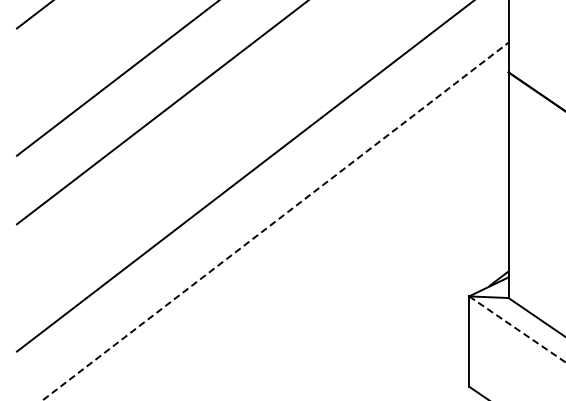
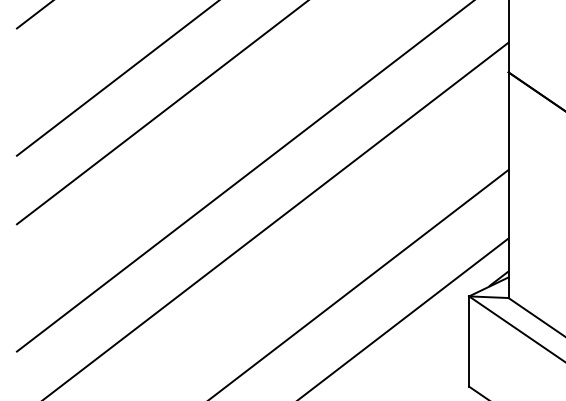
line: dashed -> solid (275, 221)
line: none -> present (360, 283)
line: none -> present (404, 317)
line: dashed -> solid (517, 329)
